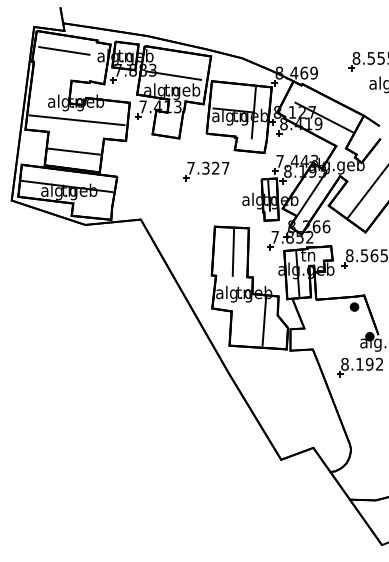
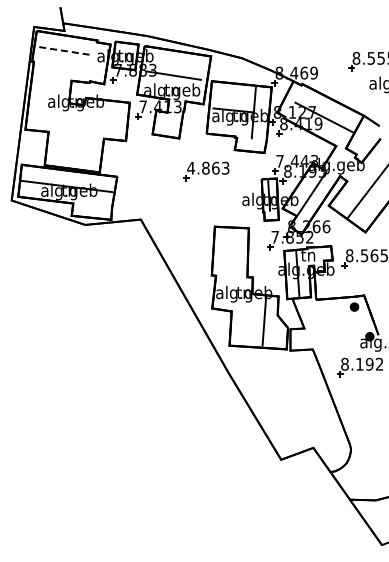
line: solid -> dashed (64, 51)
line: present -> none (76, 120)
line: present -> none (74, 151)
text: 7.327 -> 4.863 (208, 167)
line: present -> none (233, 251)
